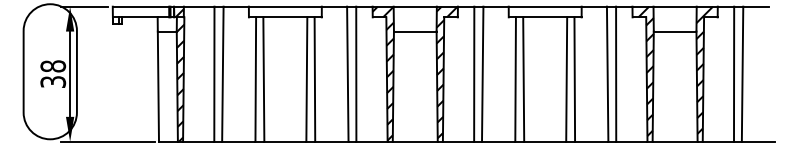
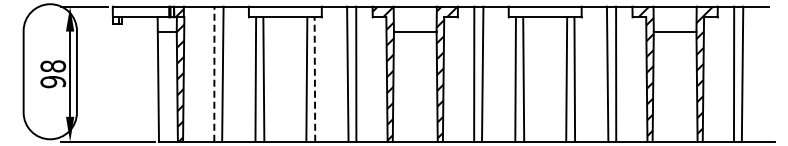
line: solid -> dashed (214, 74)
line: solid -> dashed (314, 79)
text: 38 -> 98 (52, 82)
